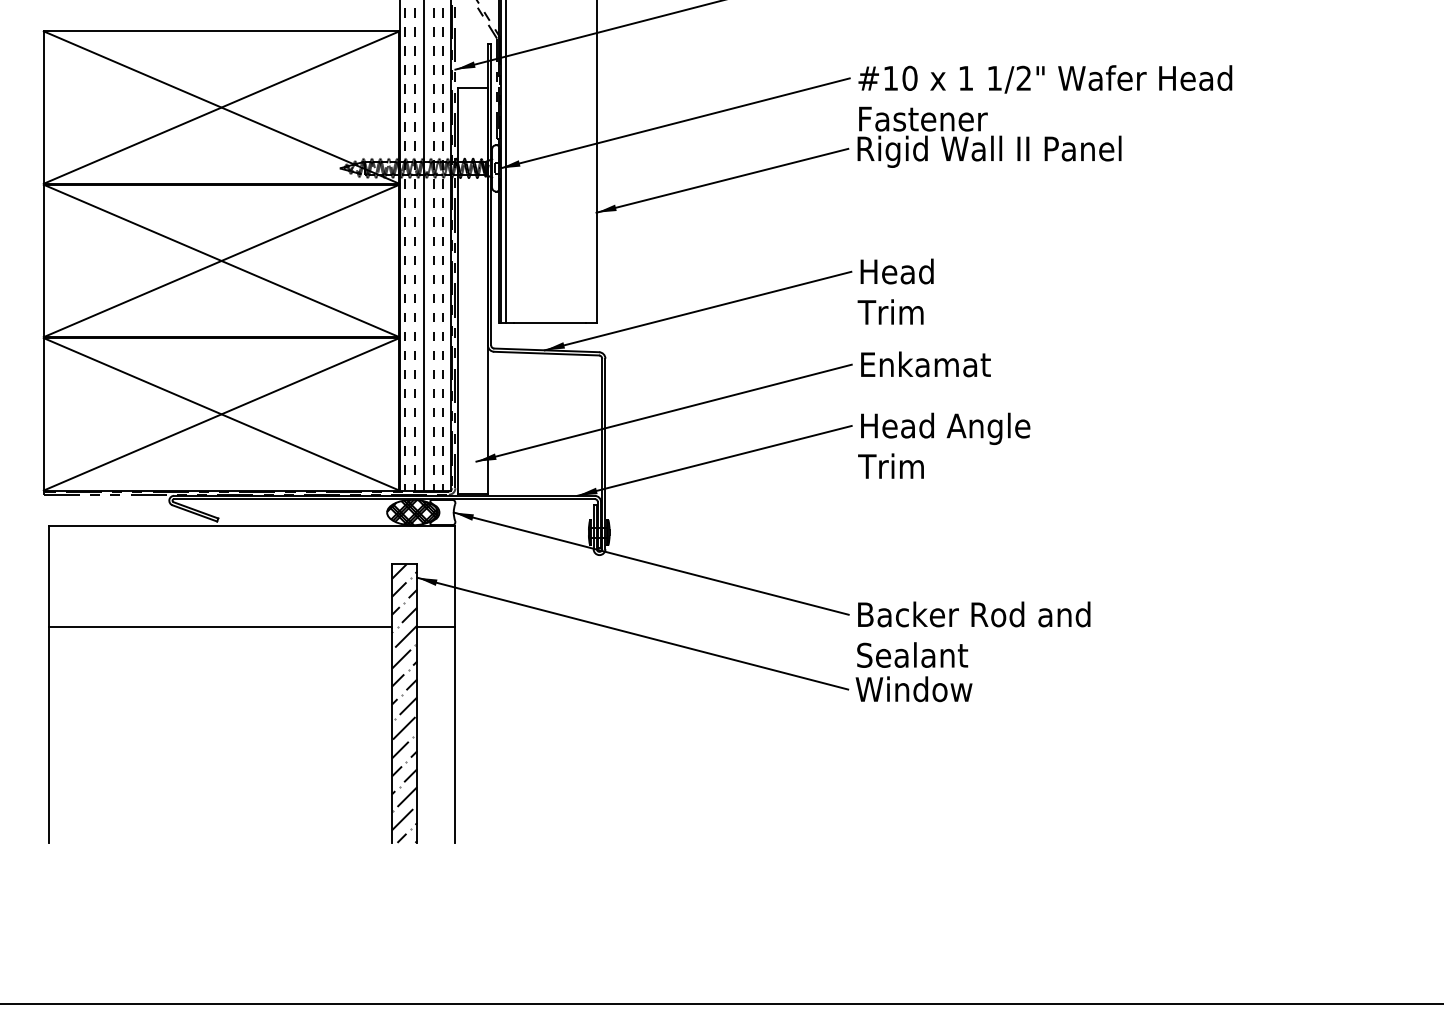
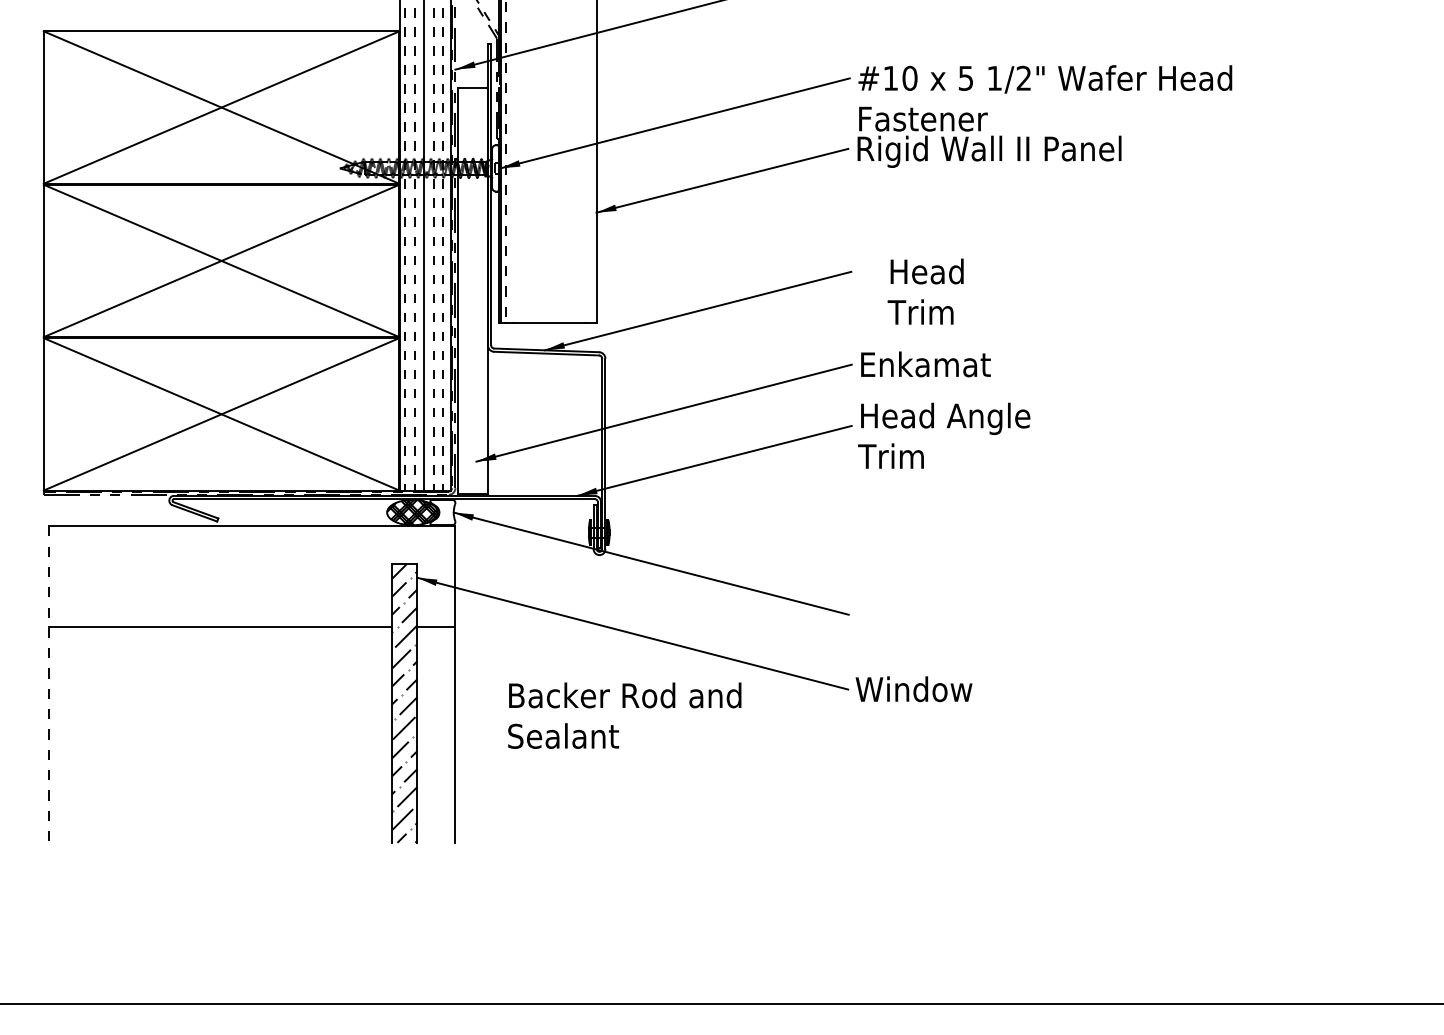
text: 1 -> 5 (965, 78)
line: solid -> dashed (506, 162)
text position: (895, 291) -> (925, 291) (925, 291)
text position: (944, 445) -> (944, 435) (944, 435)
text position: (973, 634) -> (624, 715) (624, 715)
line: solid -> dashed (49, 685)
